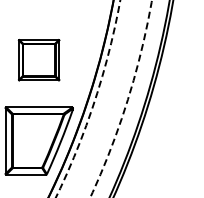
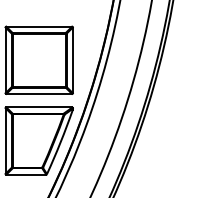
part size: 44x43 px -> 70x70 px (38, 59)
circle: dashed -> solid (121, 98)
arc: dashed -> solid (94, 100)
